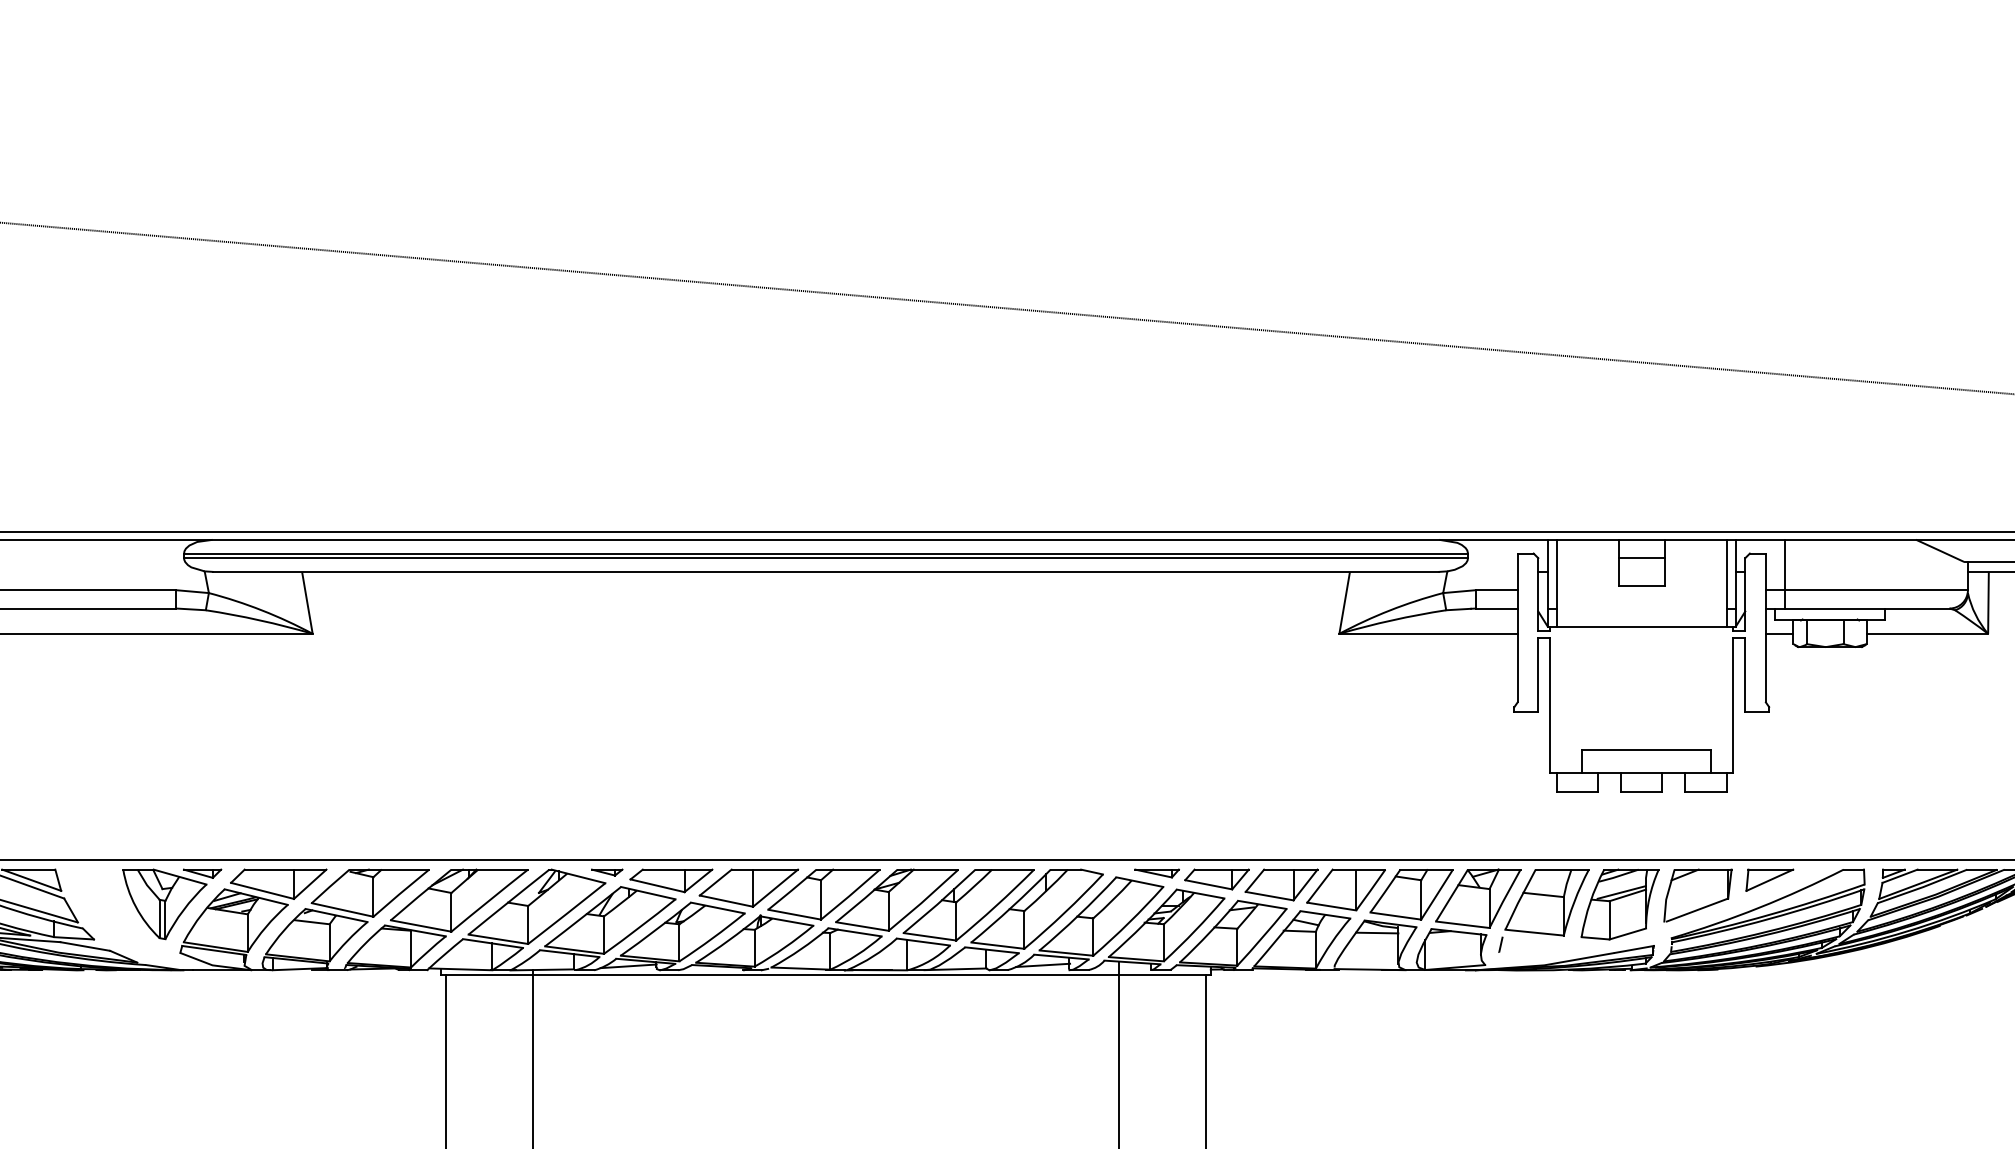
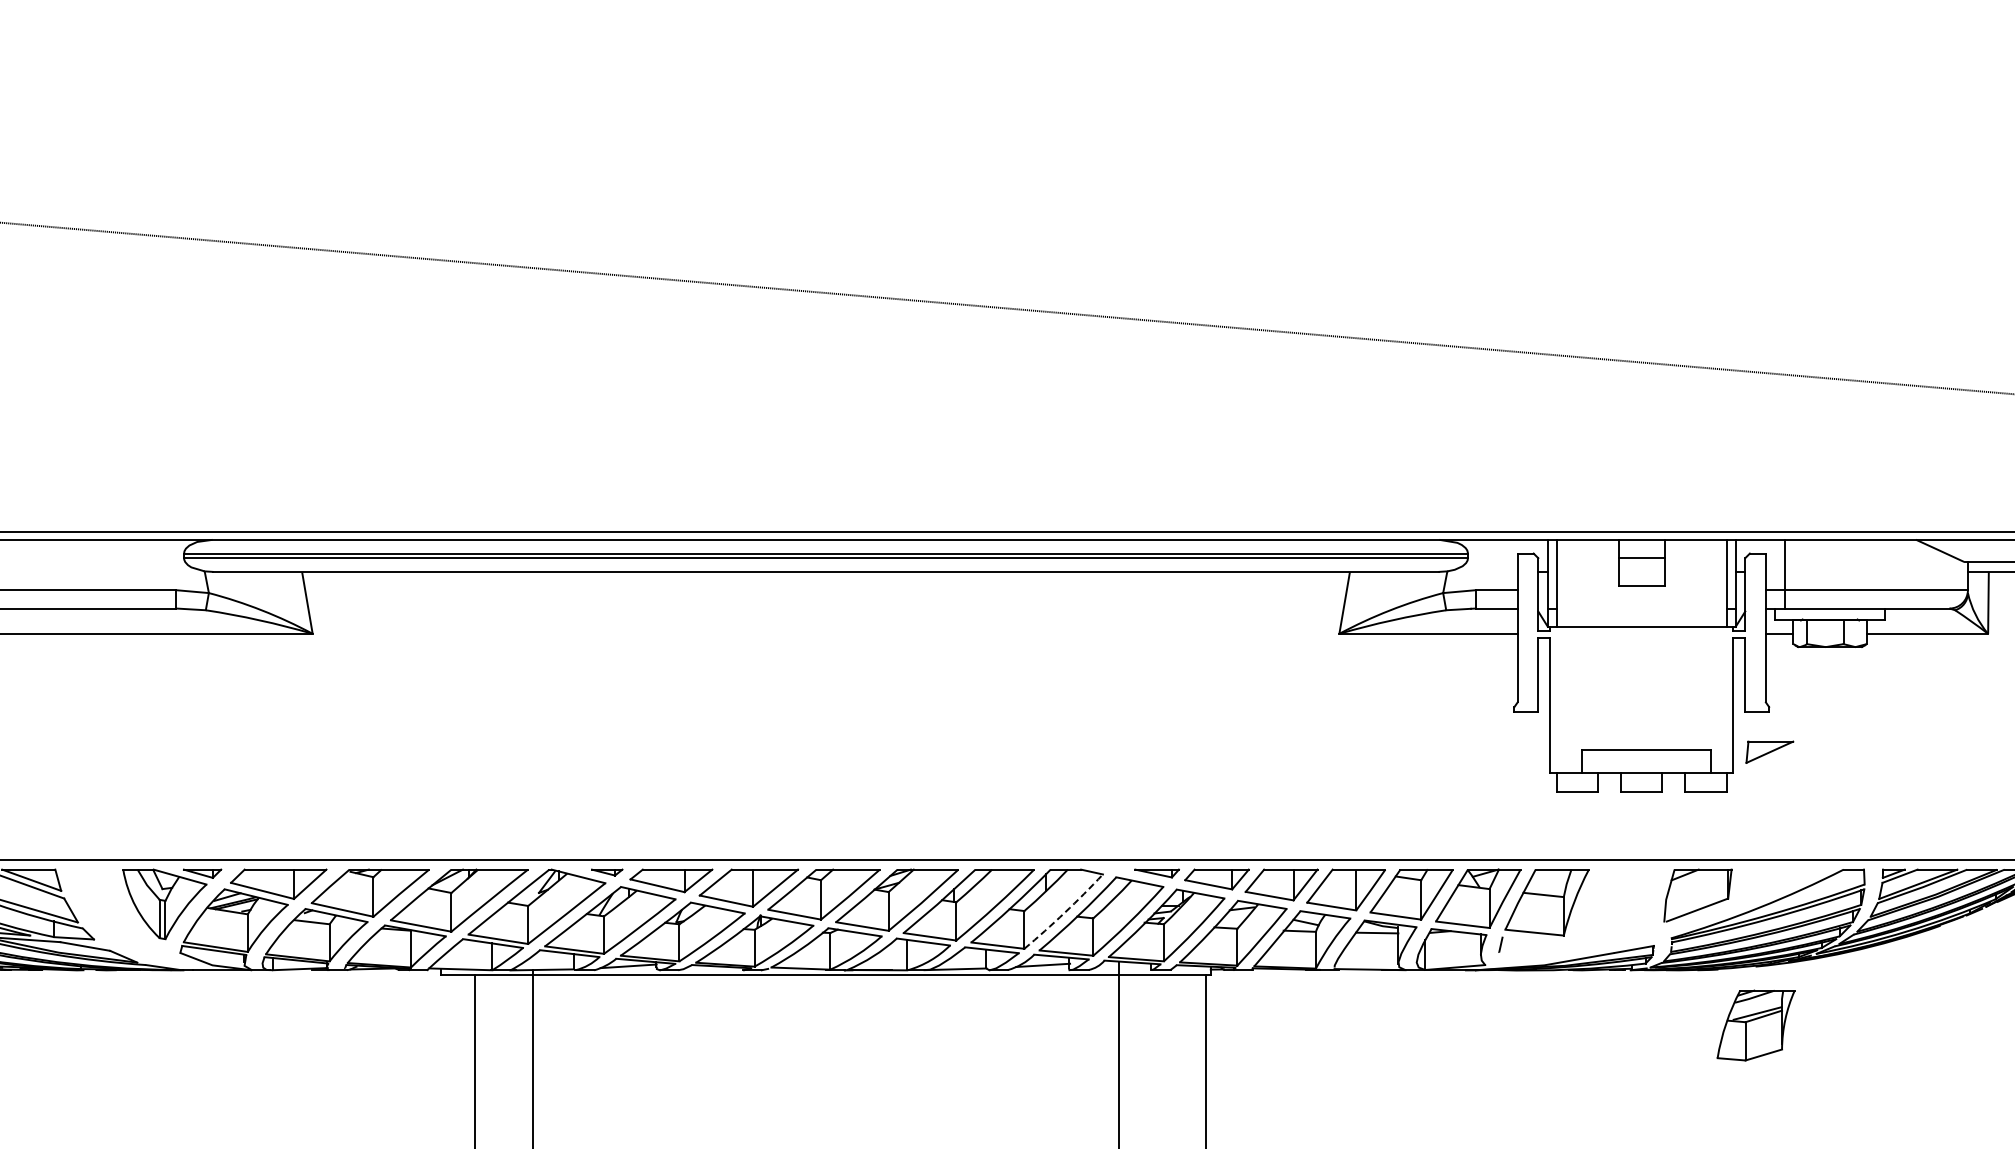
part position: (1769, 879) -> (1769, 751) (1769, 751)
part position: (1619, 904) -> (1755, 1025) (1755, 1025)
arc: solid -> dashed (1064, 912)
line position: (445, 1059) -> (474, 1059) (474, 1059)
